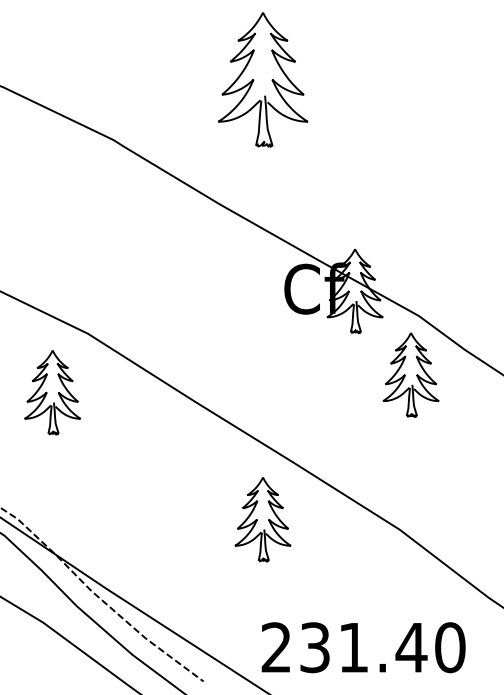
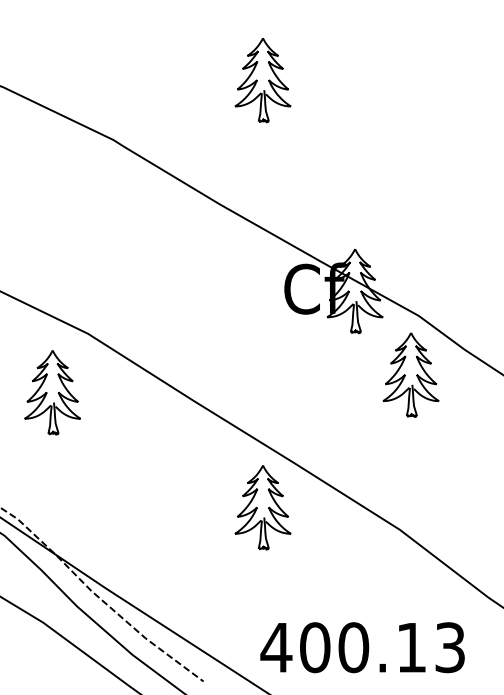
part size: 91x136 px -> 58x86 px (262, 80)
part position: (262, 519) -> (262, 507) (262, 507)
text: 231.40 -> 400.13 (362, 647)
